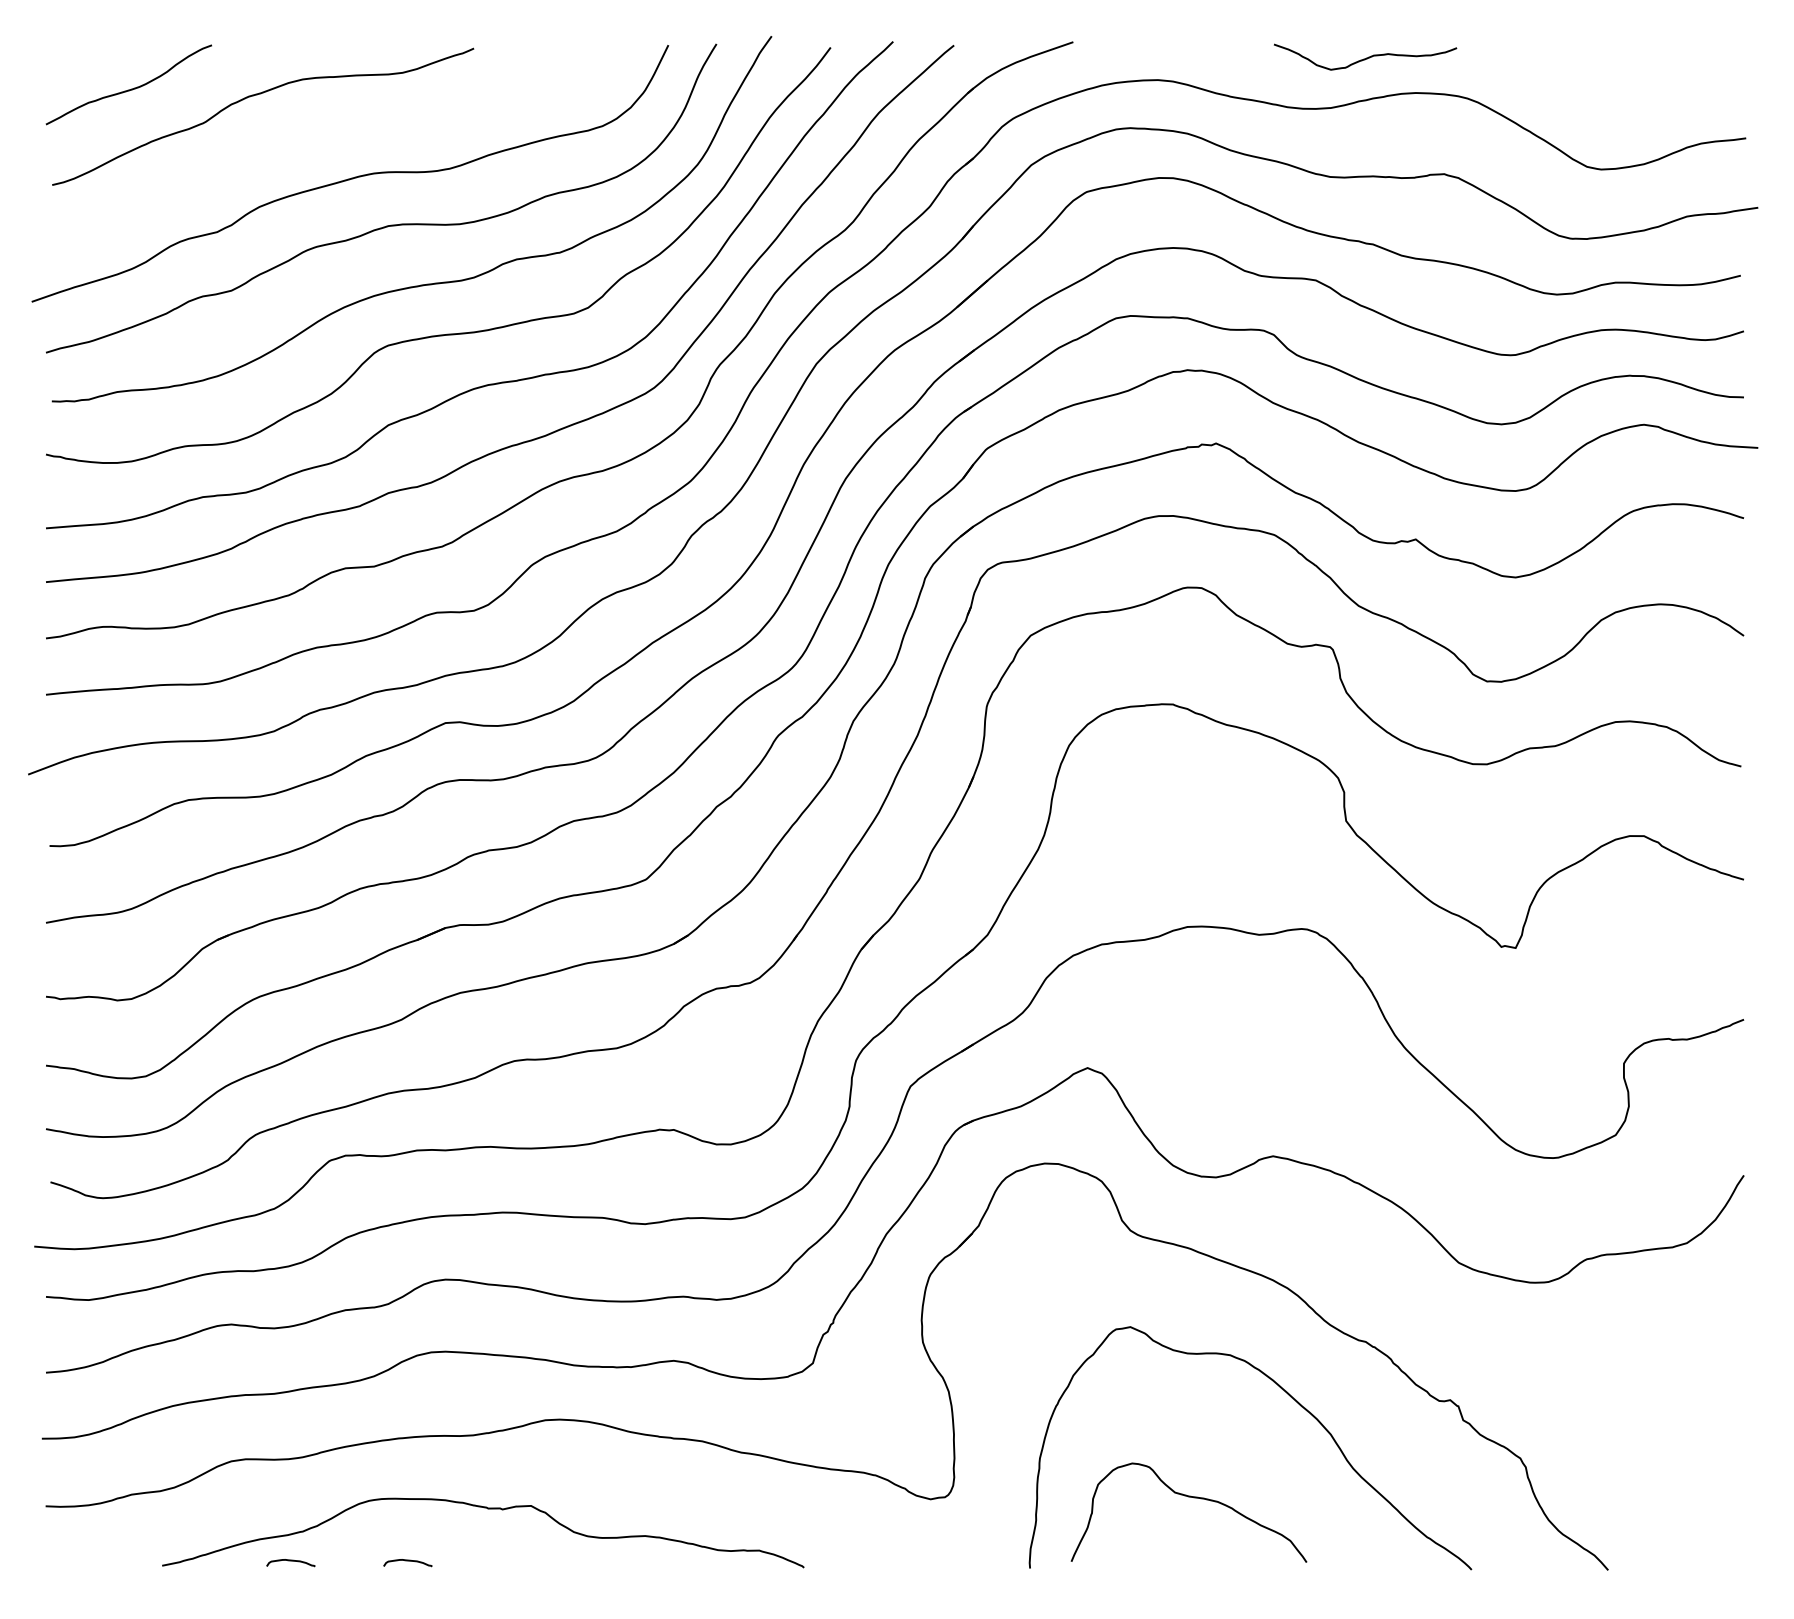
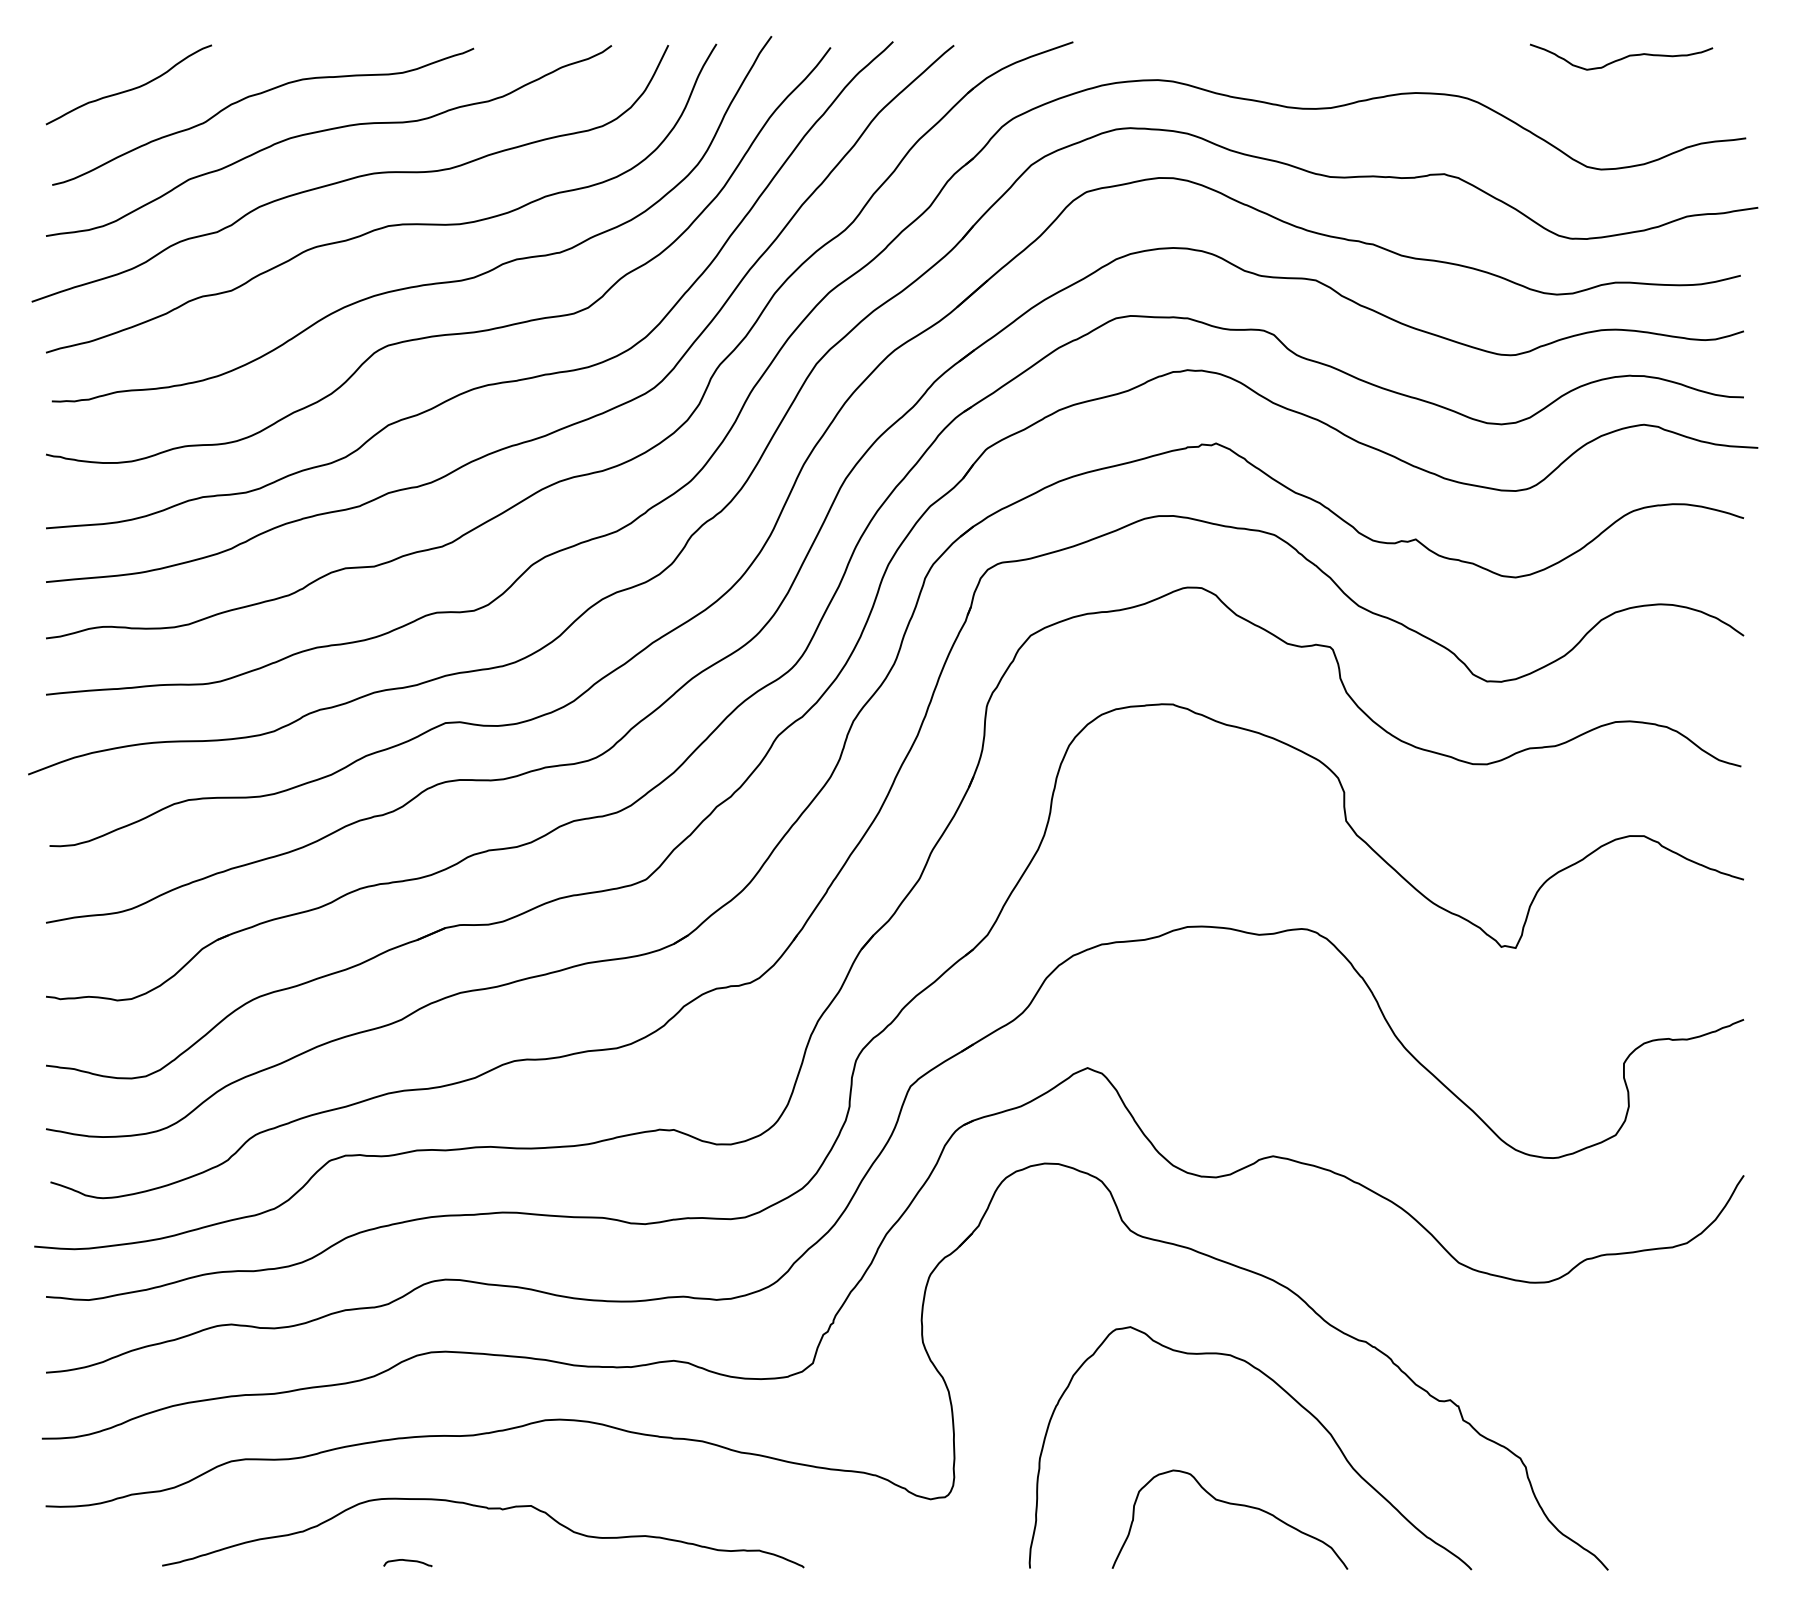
curve position: (1366, 57) -> (1622, 57) (1622, 57)
curve: none -> present (325, 131)
curve position: (1193, 1498) -> (1234, 1505) (1234, 1505)
curve: present -> none (290, 1561)
